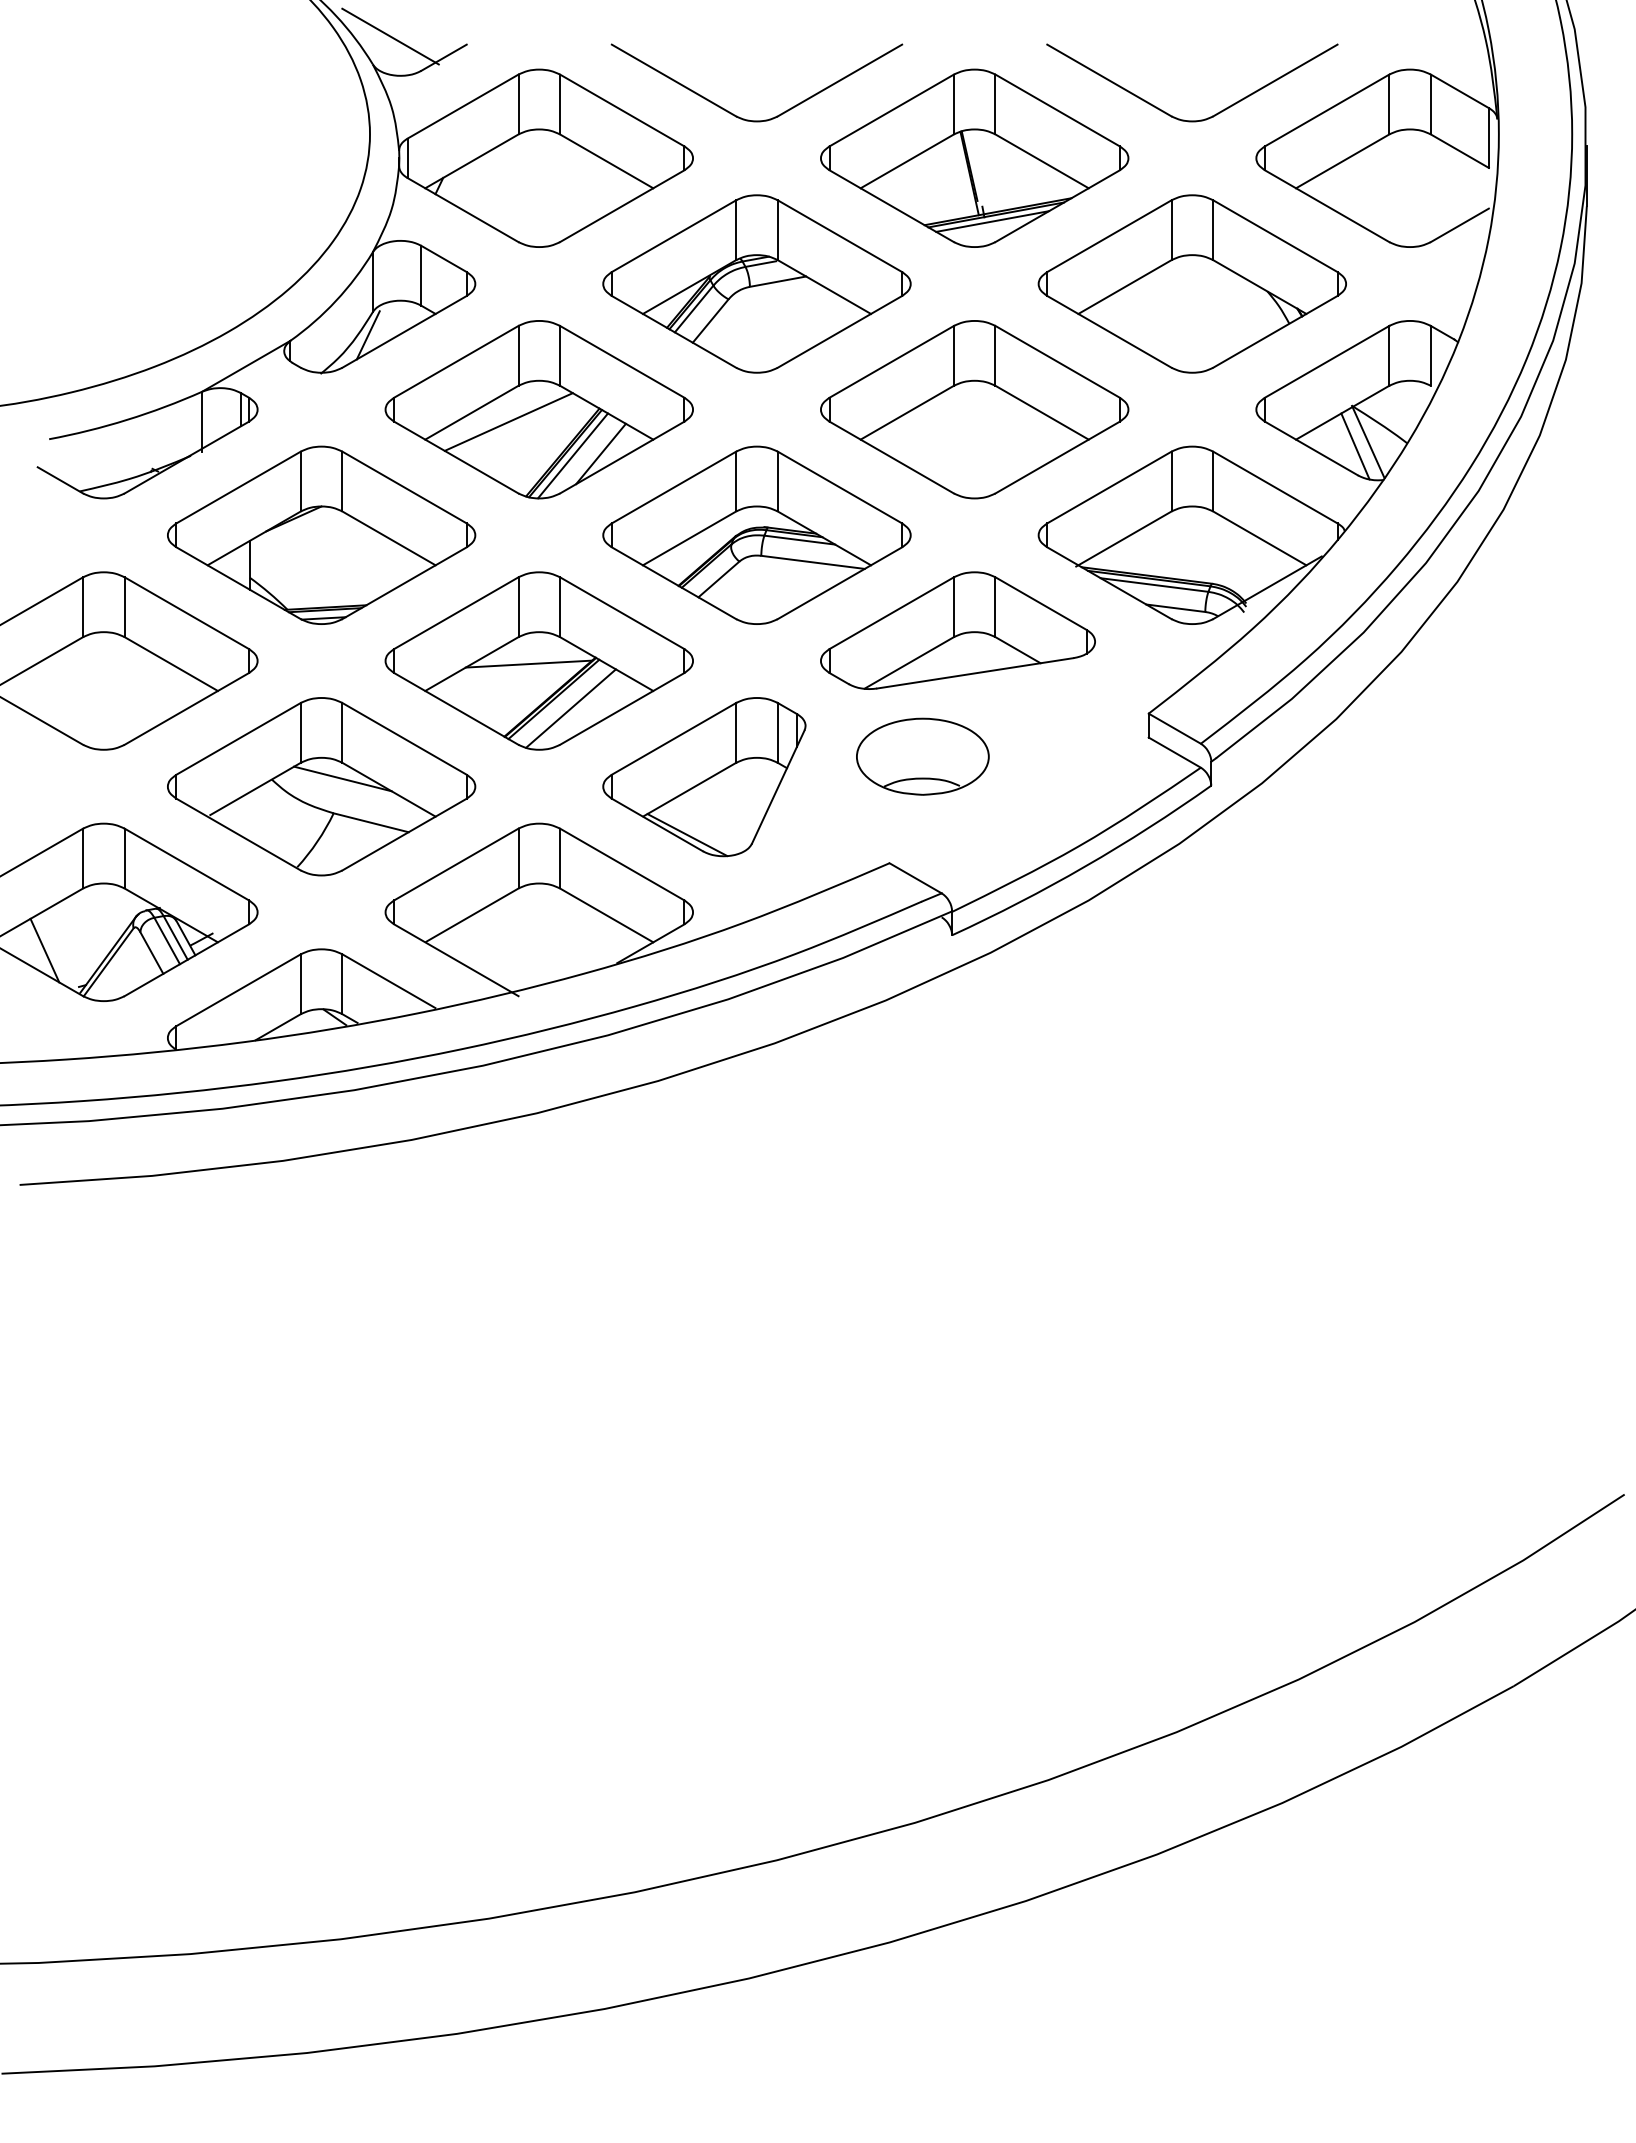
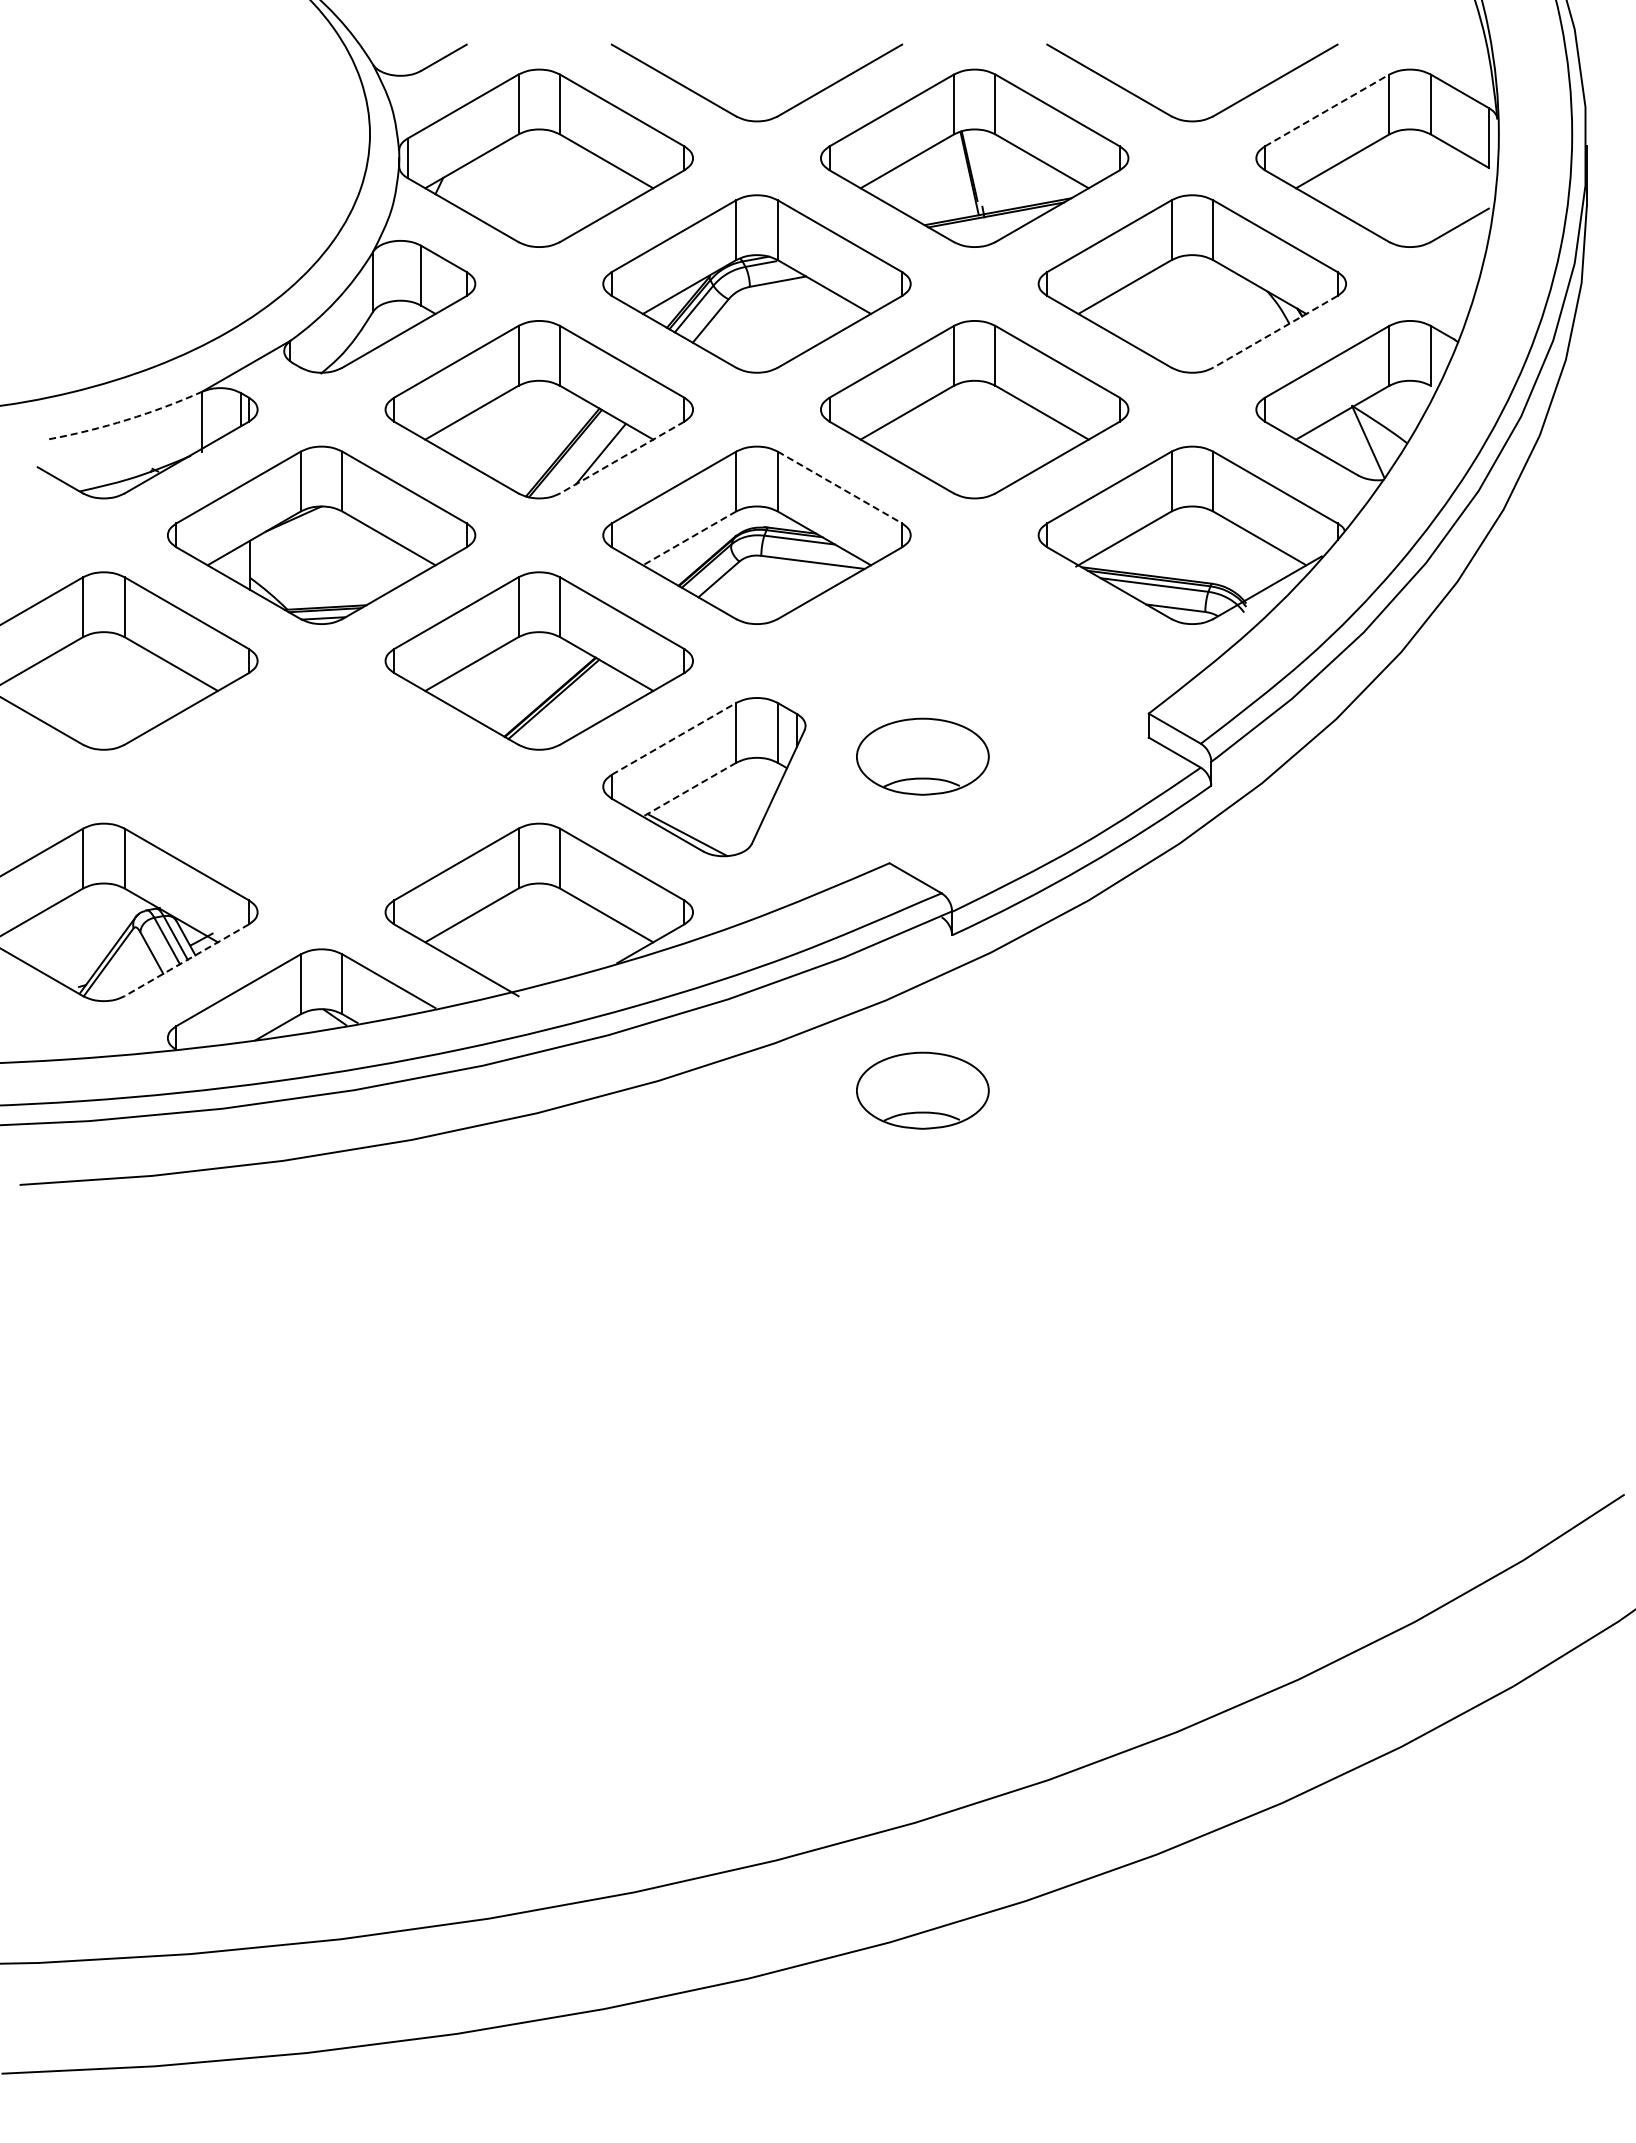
line: present -> none (390, 36)
line: solid -> dashed (1327, 110)
line: present -> none (992, 221)
line: solid -> dashed (1275, 331)
line: present -> none (367, 335)
arc: solid -> dashed (127, 419)
line: present -> none (508, 421)
line: present -> none (1355, 446)
line: present -> none (573, 455)
line: solid -> dashed (622, 457)
line: solid -> dashed (839, 487)
line: solid -> dashed (689, 538)
part: present -> none (957, 630)
line: present -> none (528, 663)
line: present -> none (570, 708)
line: solid -> dashed (674, 738)
part: present -> none (321, 786)
line: solid -> dashed (689, 789)
line: present -> none (44, 950)
line: solid -> dashed (186, 960)
part: none -> present (922, 1090)
